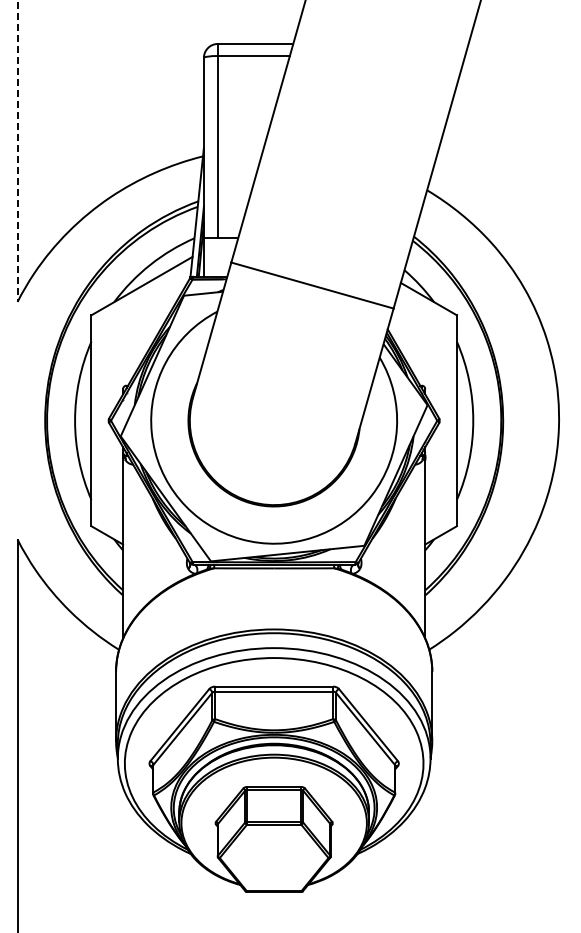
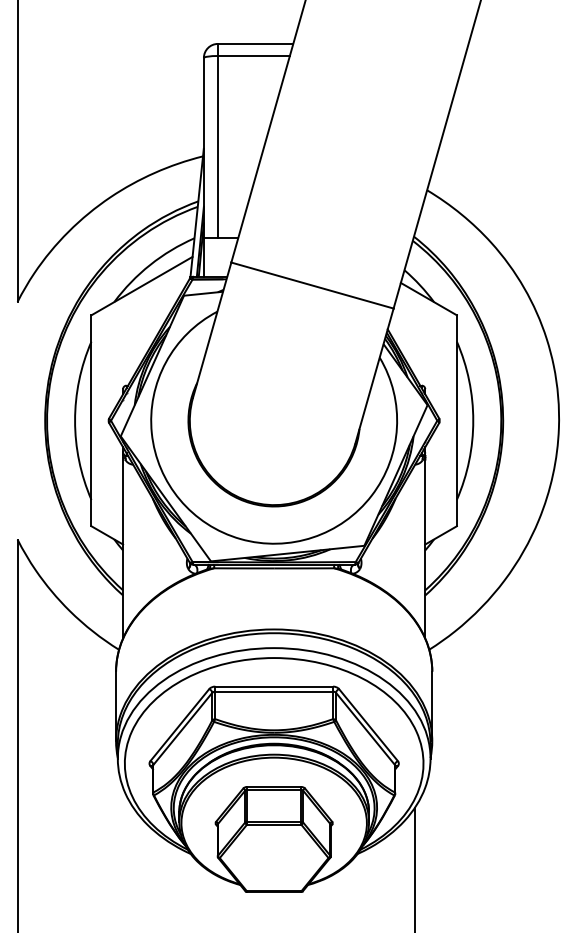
line: dashed -> solid (17, 151)
line: none -> present (414, 868)
